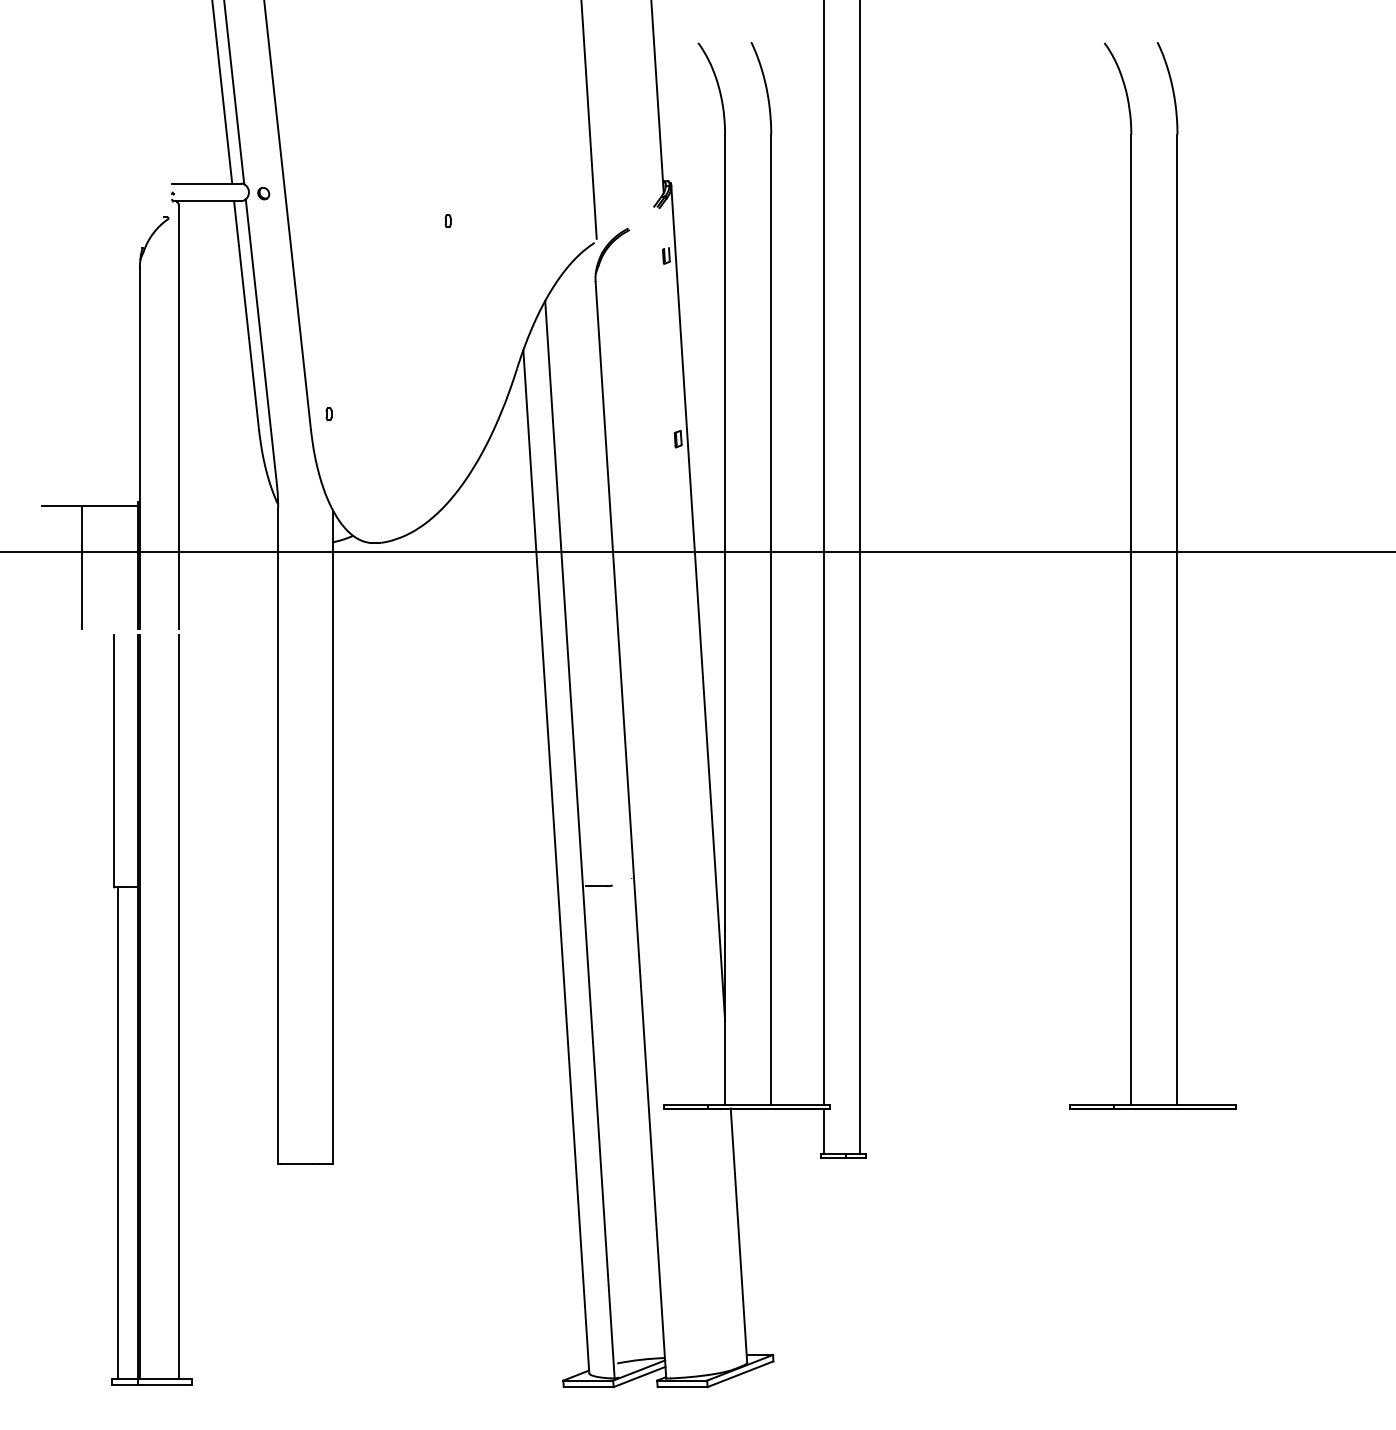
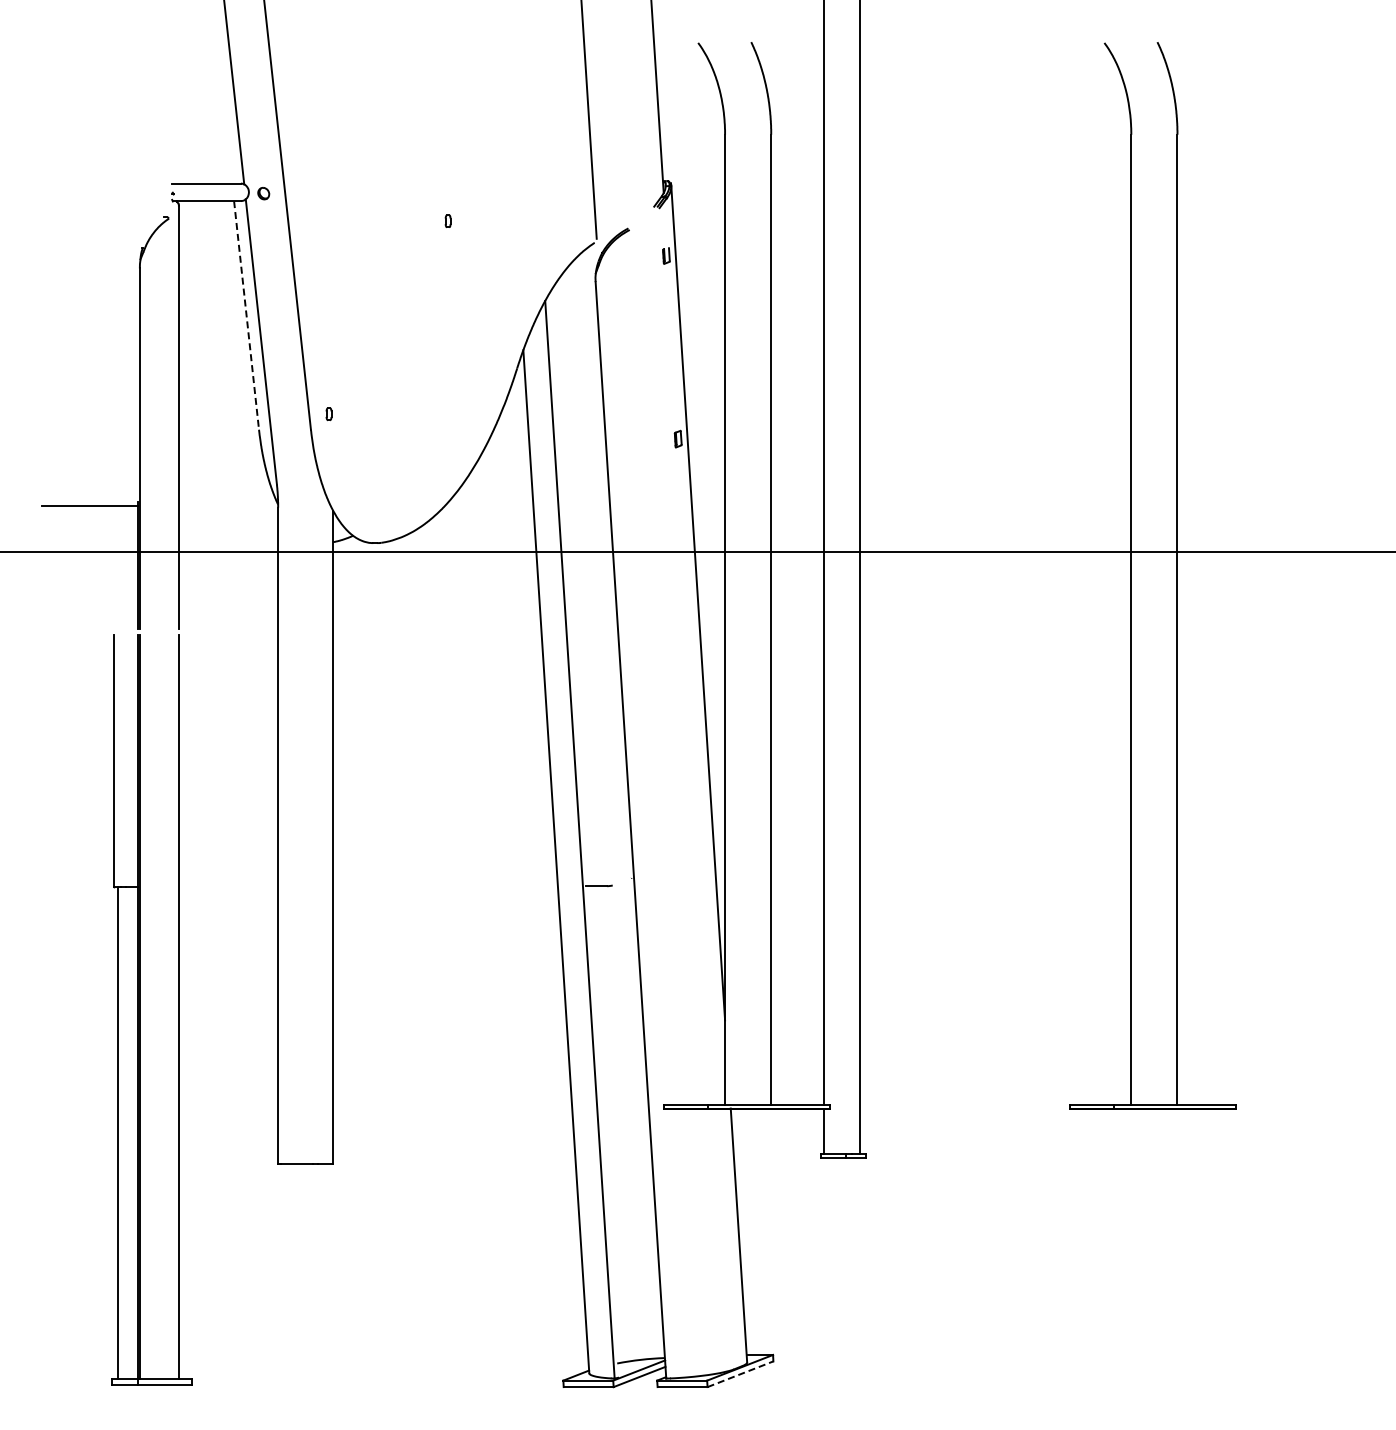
line: present -> none (222, 92)
line: solid -> dashed (246, 315)
line: present -> none (82, 567)
line: solid -> dashed (740, 1374)
